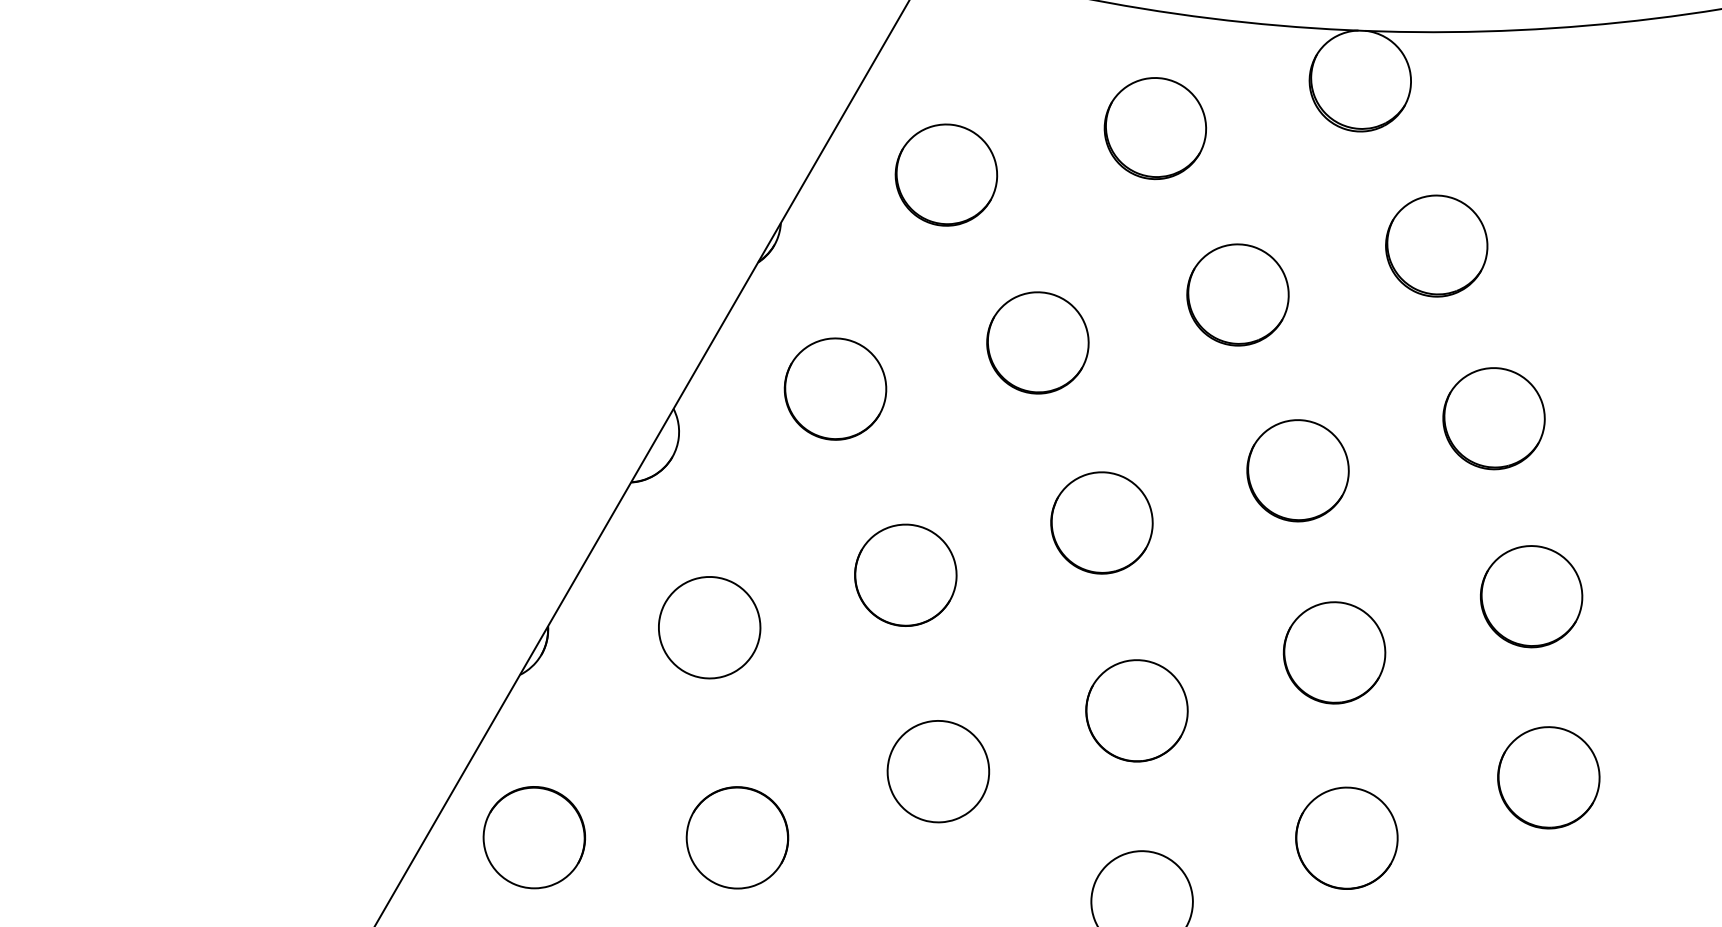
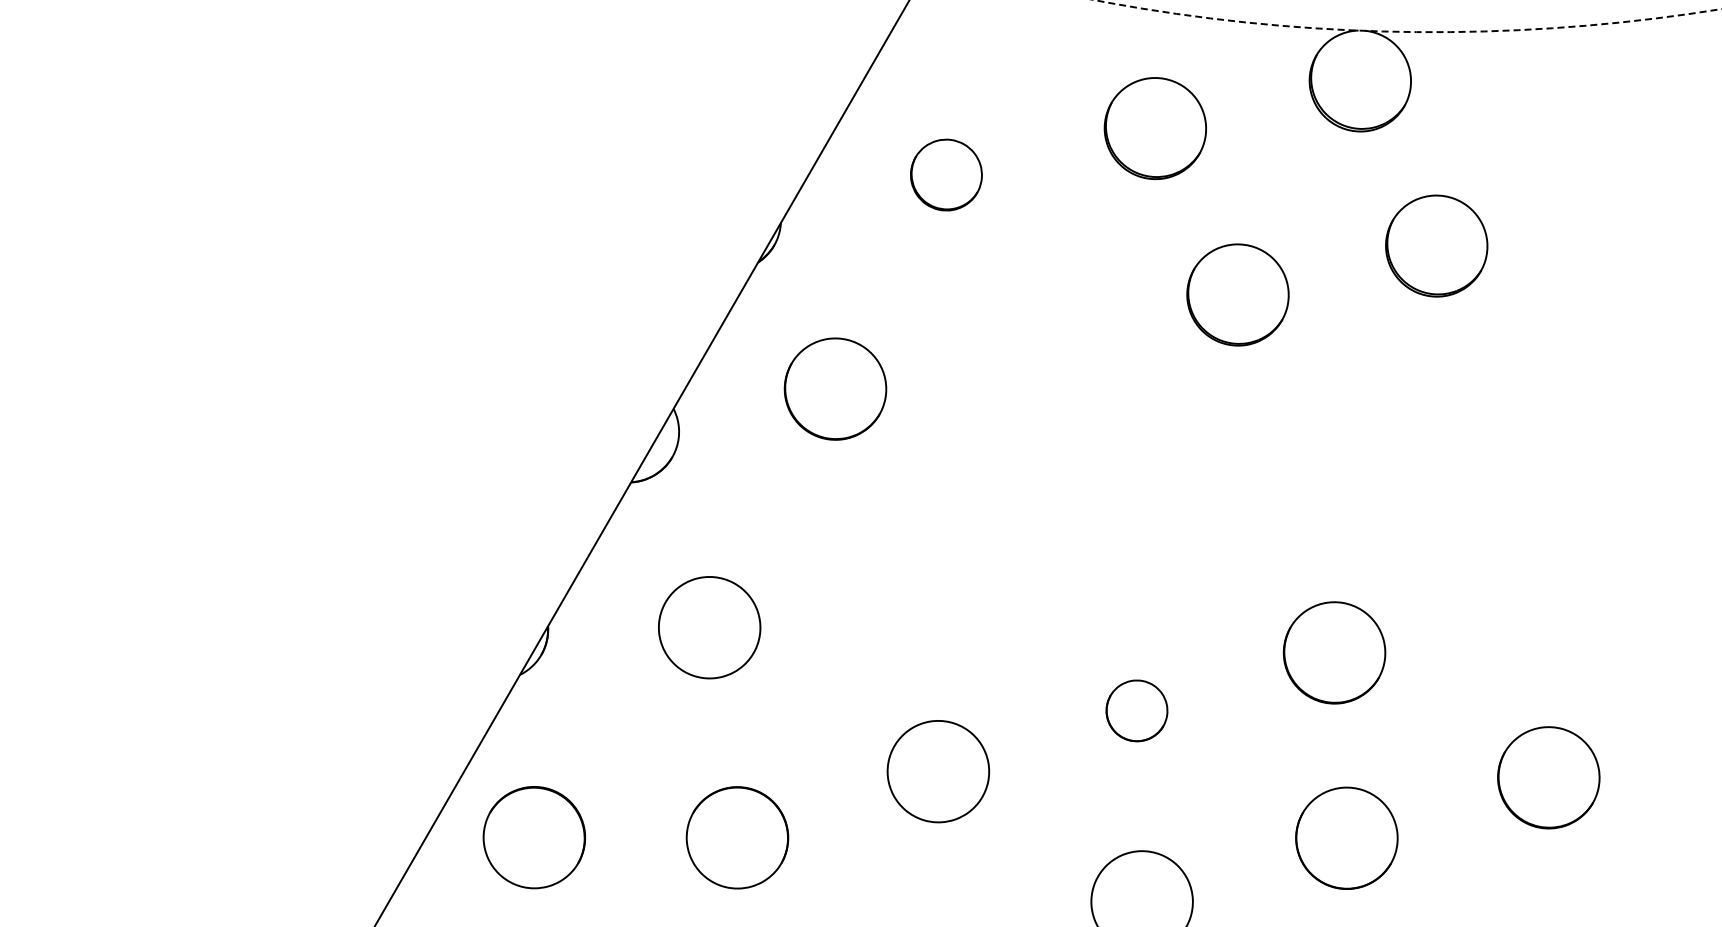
arc: solid -> dashed (1408, 31)
part size: 105x104 px -> 73x74 px (946, 174)
part: present -> none (1037, 342)
part: present -> none (1493, 418)
part: present -> none (1297, 470)
part: present -> none (1101, 522)
part: present -> none (905, 574)
part: present -> none (1531, 596)
part size: 104x104 px -> 64x64 px (1136, 710)
